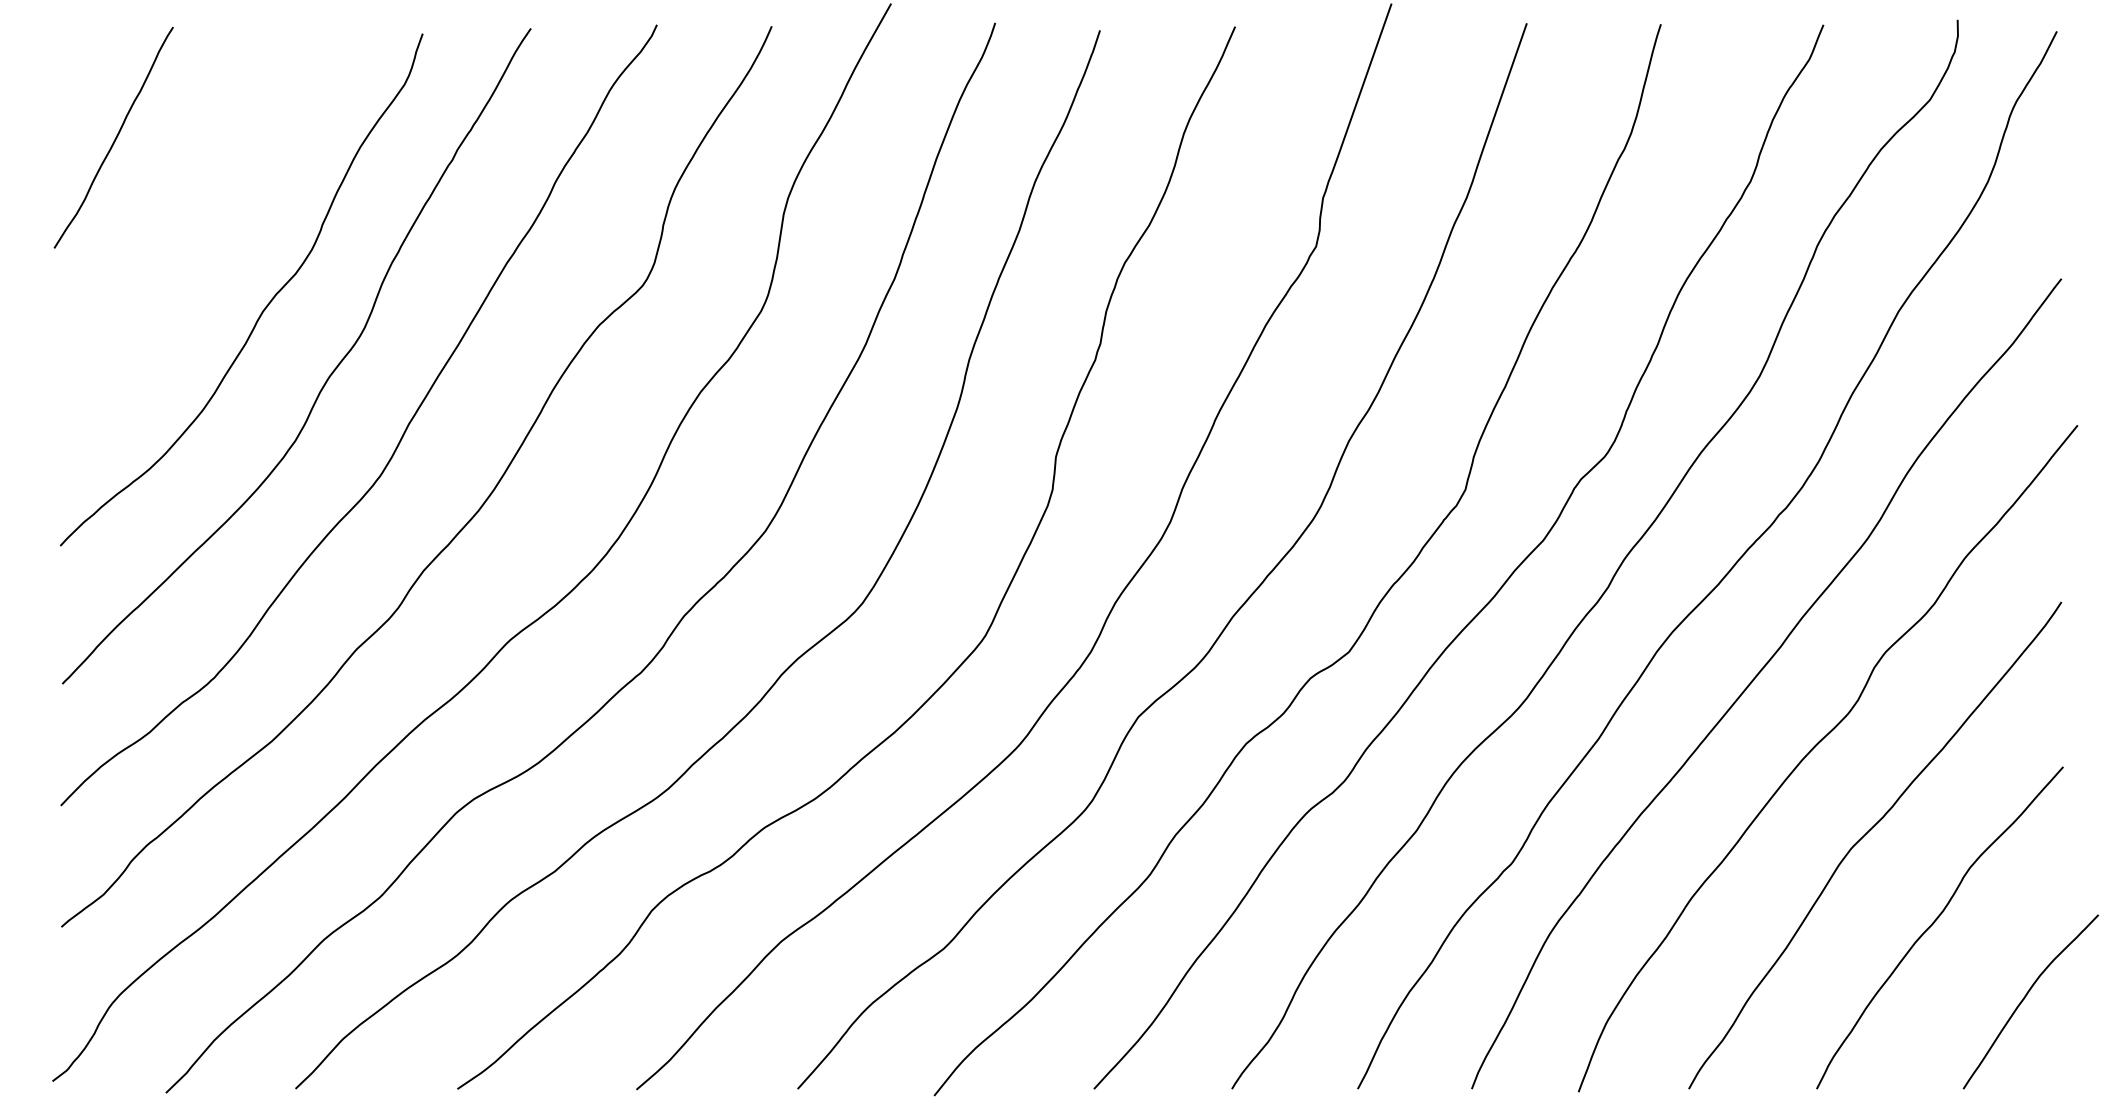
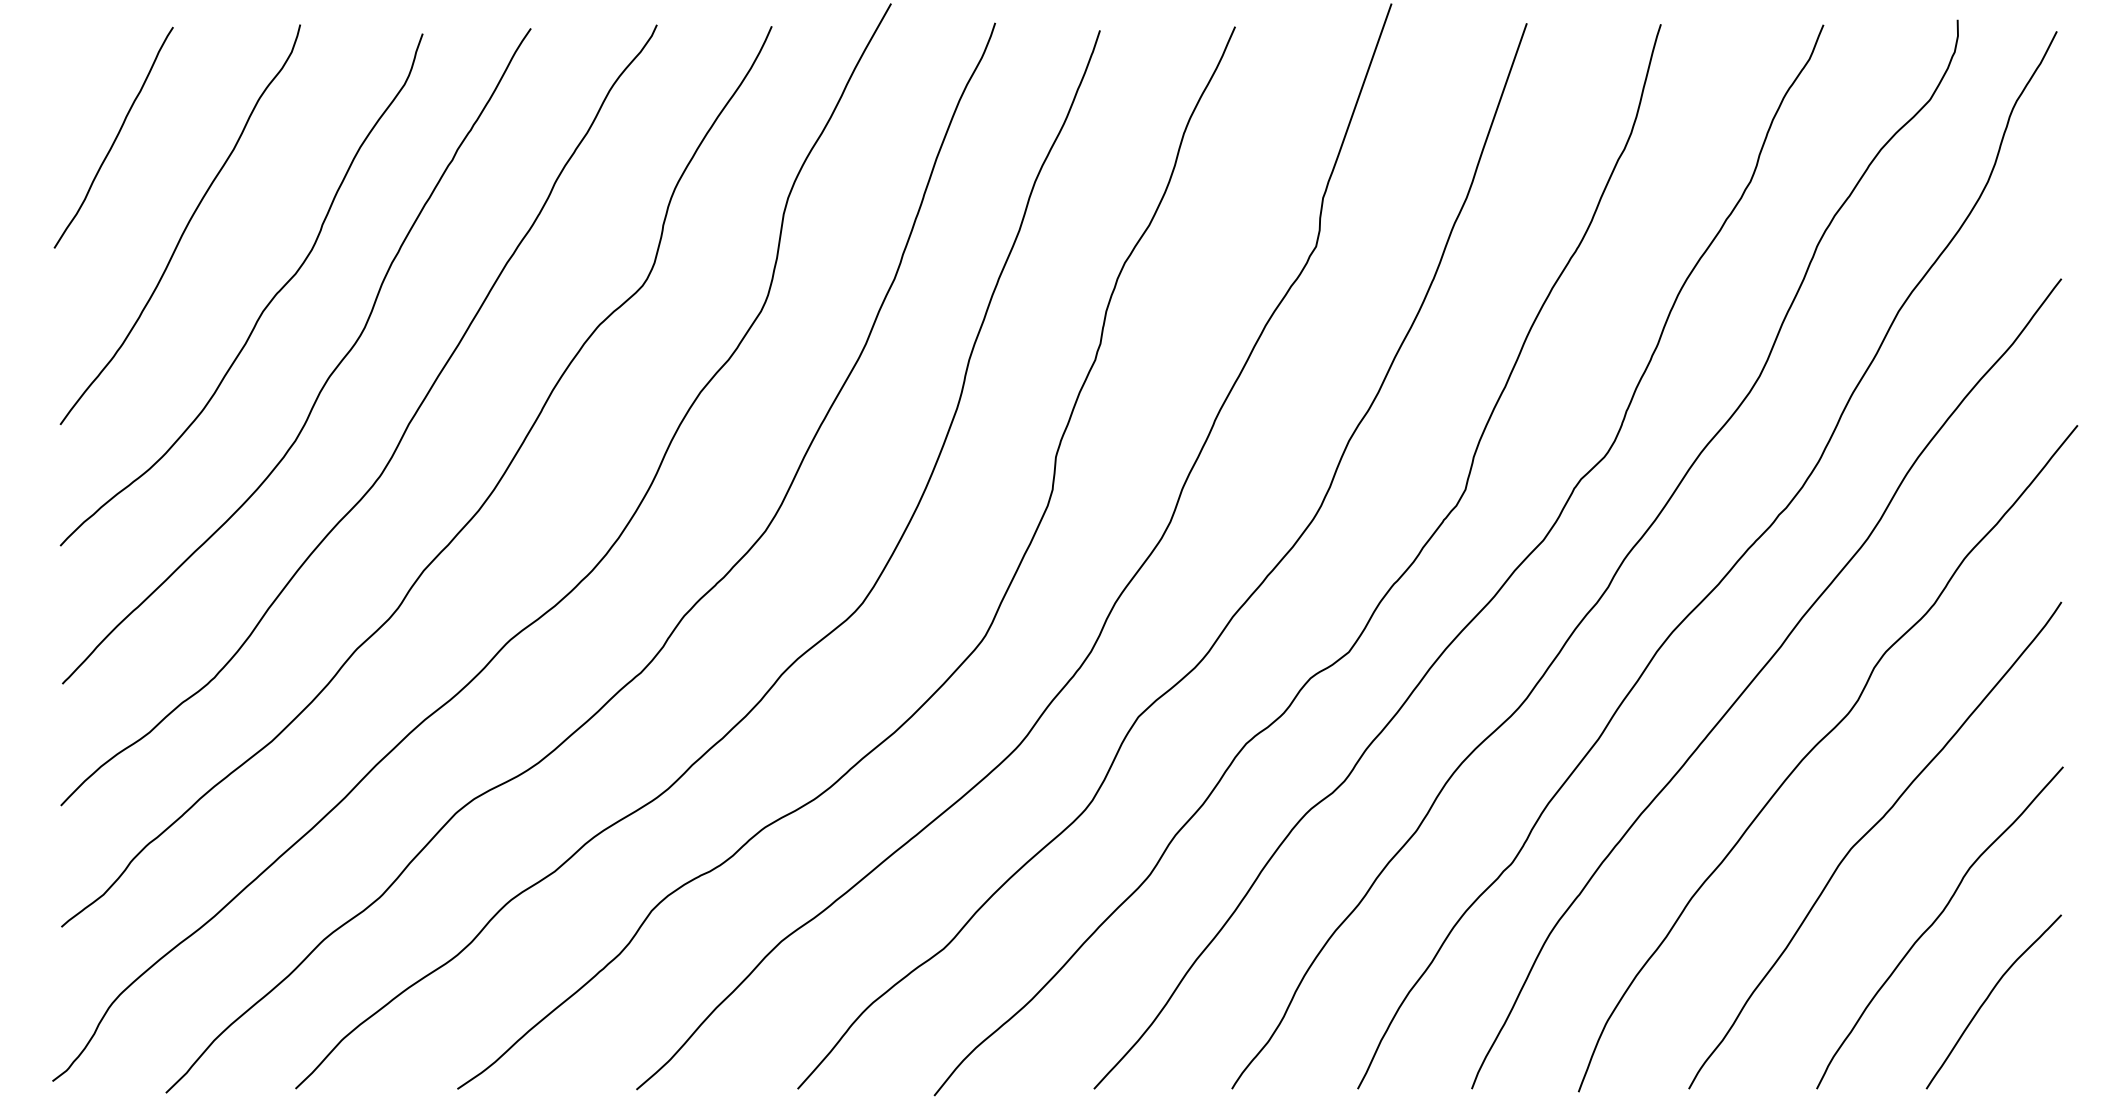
curve: none -> present (185, 226)
curve position: (2025, 998) -> (1988, 998) (1988, 998)
